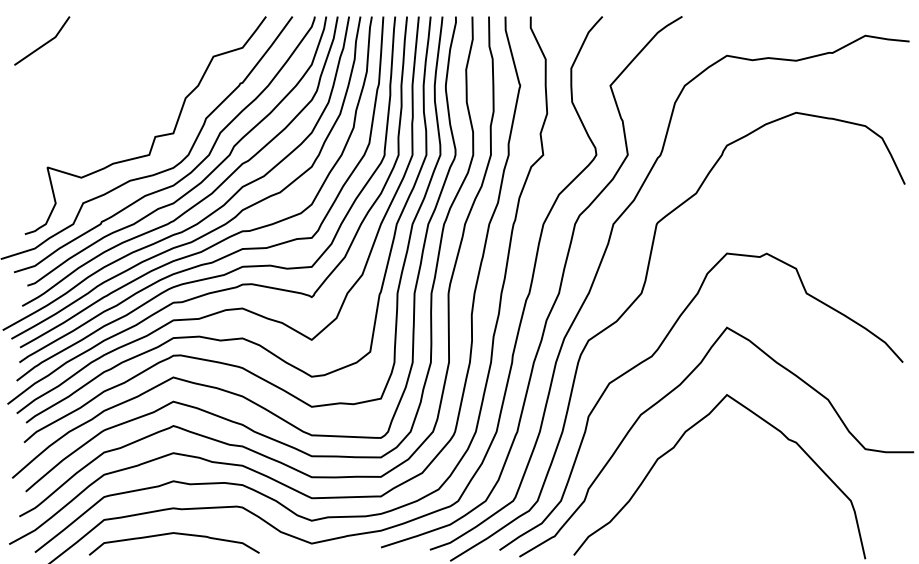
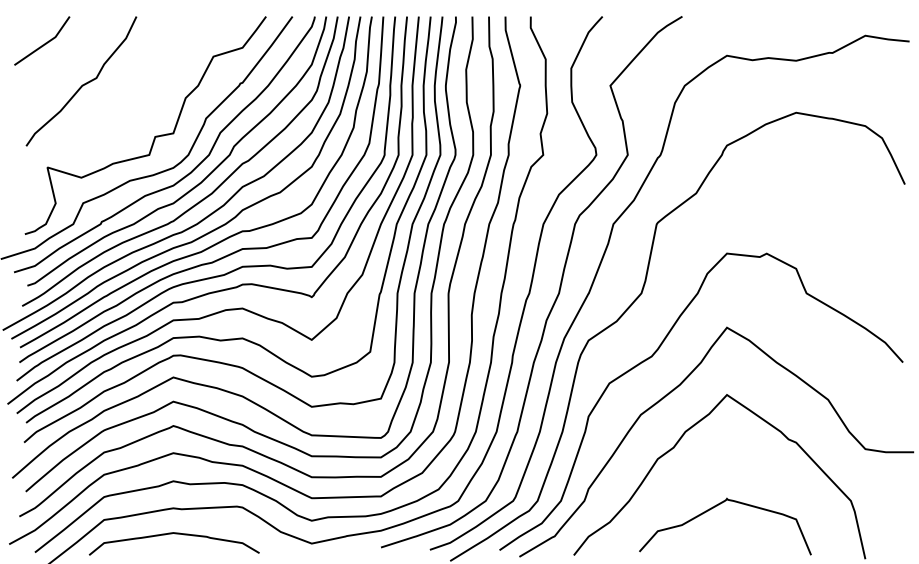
curve: none -> present (82, 84)
curve: none -> present (715, 507)
